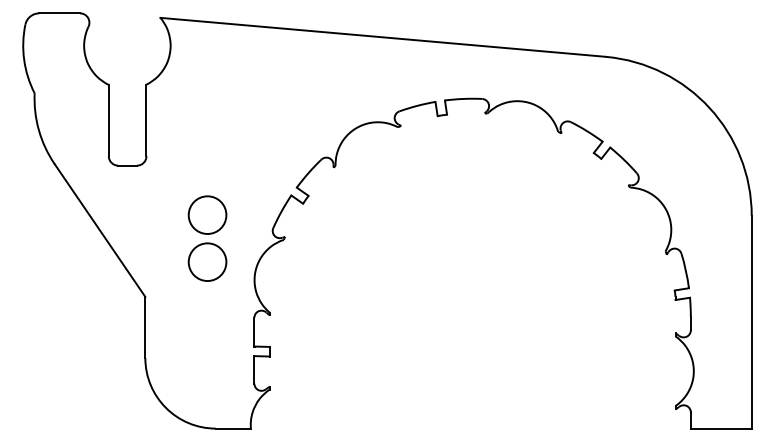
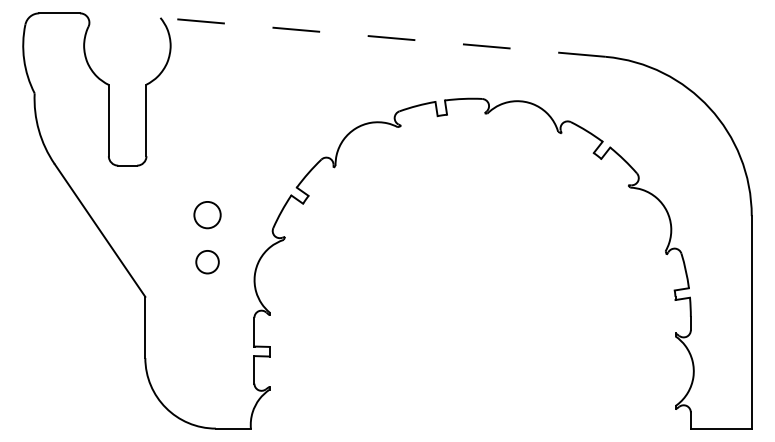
line: solid -> dashed (383, 37)
circle size: 41x40 px -> 29x29 px (207, 215)
circle diameter: 38 px -> 23 px (207, 261)
